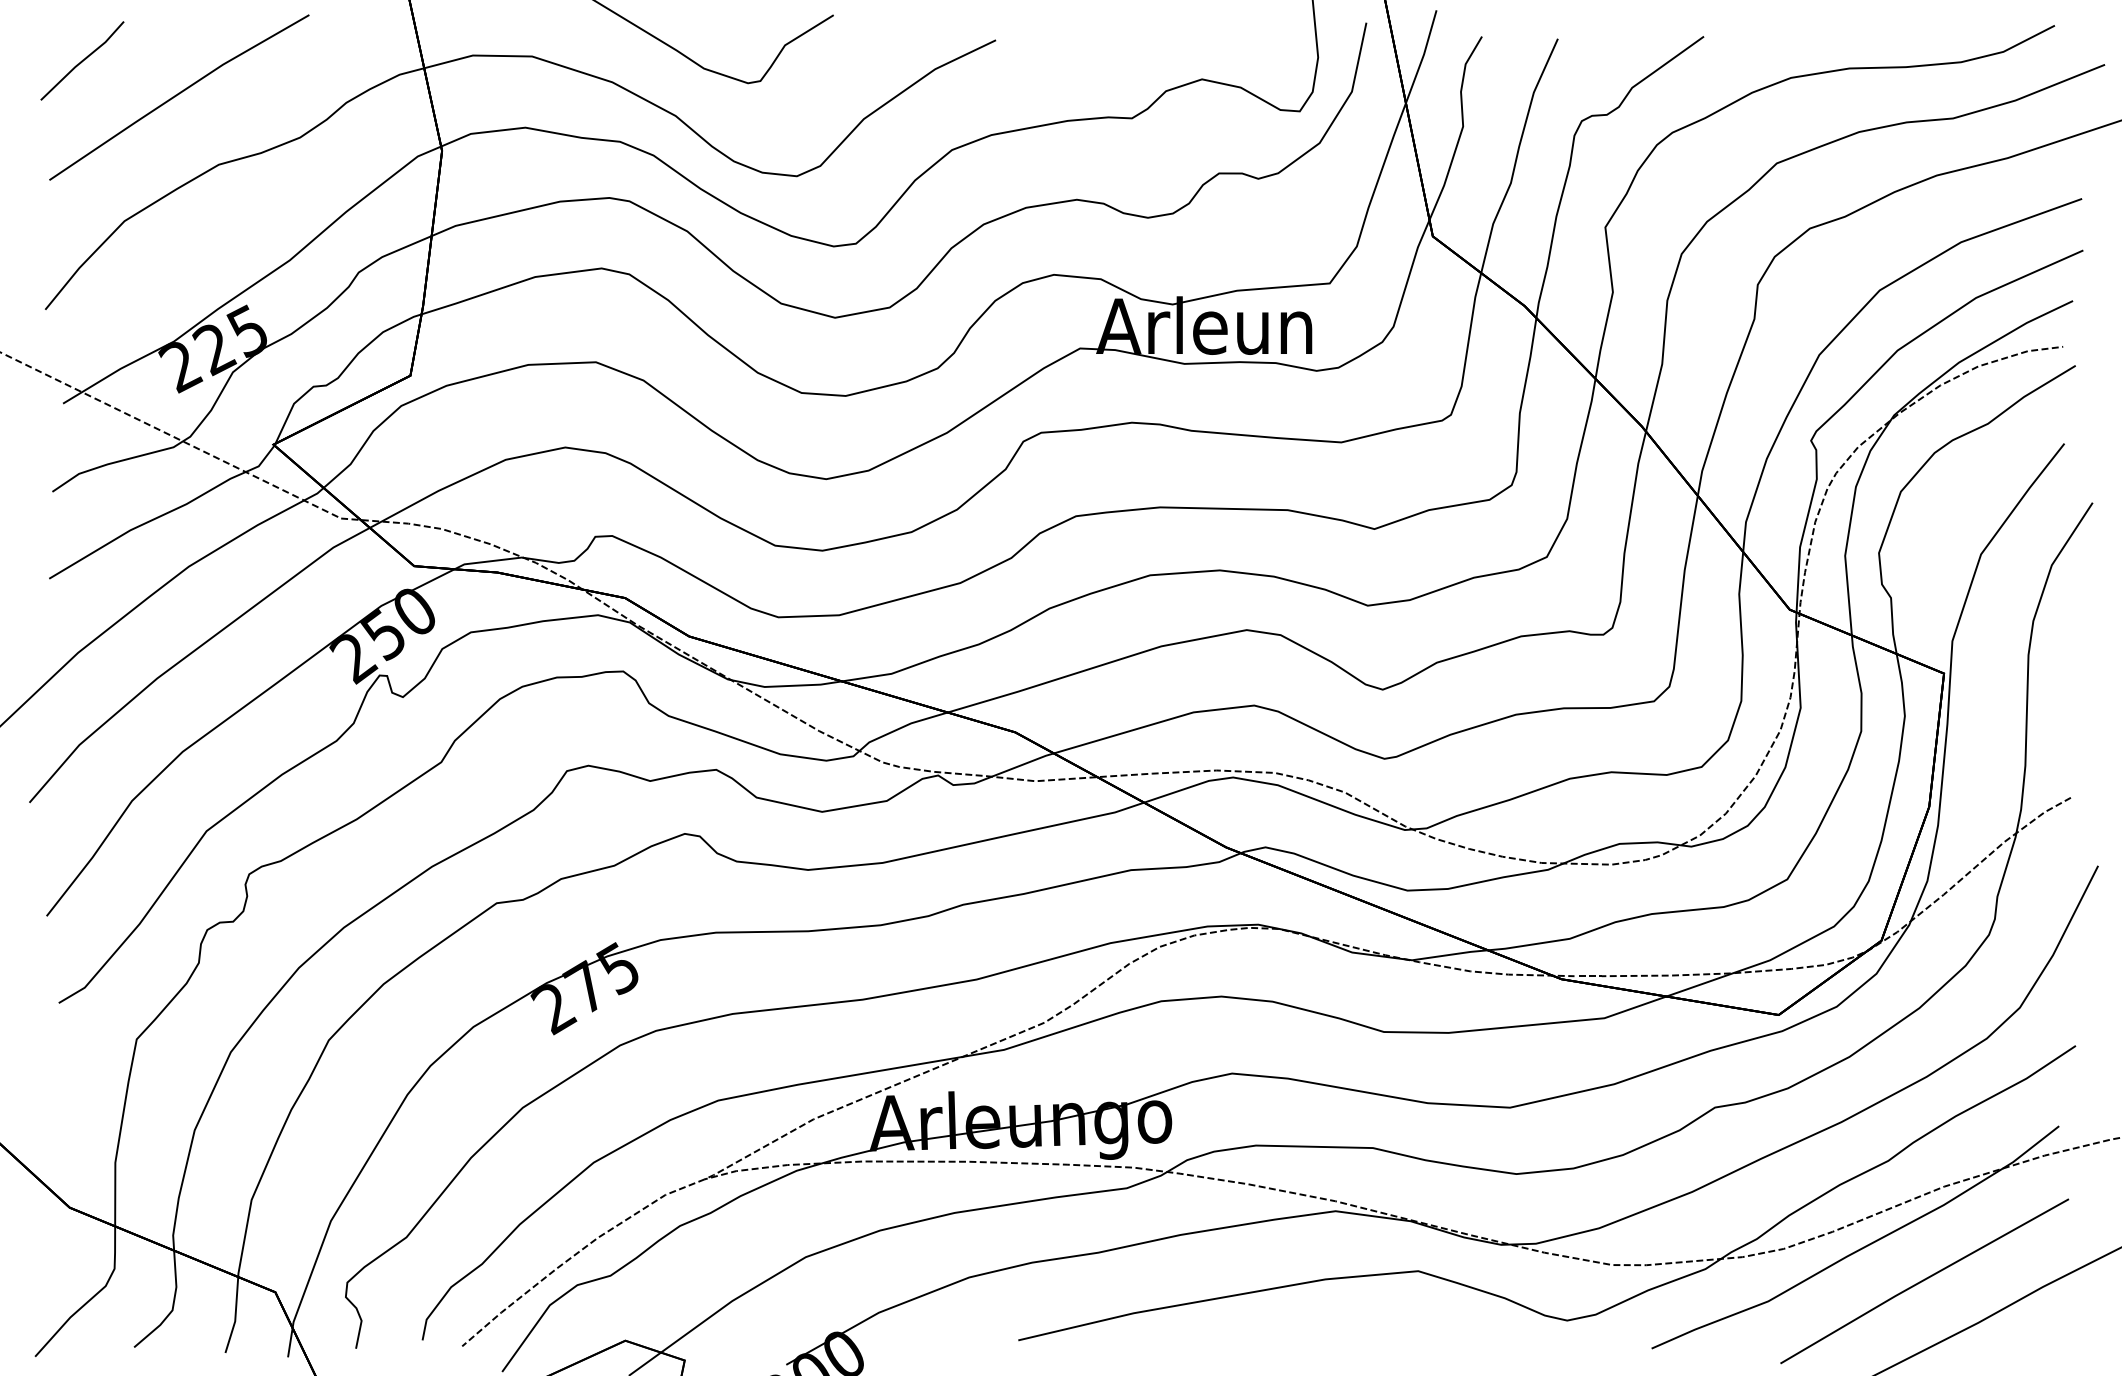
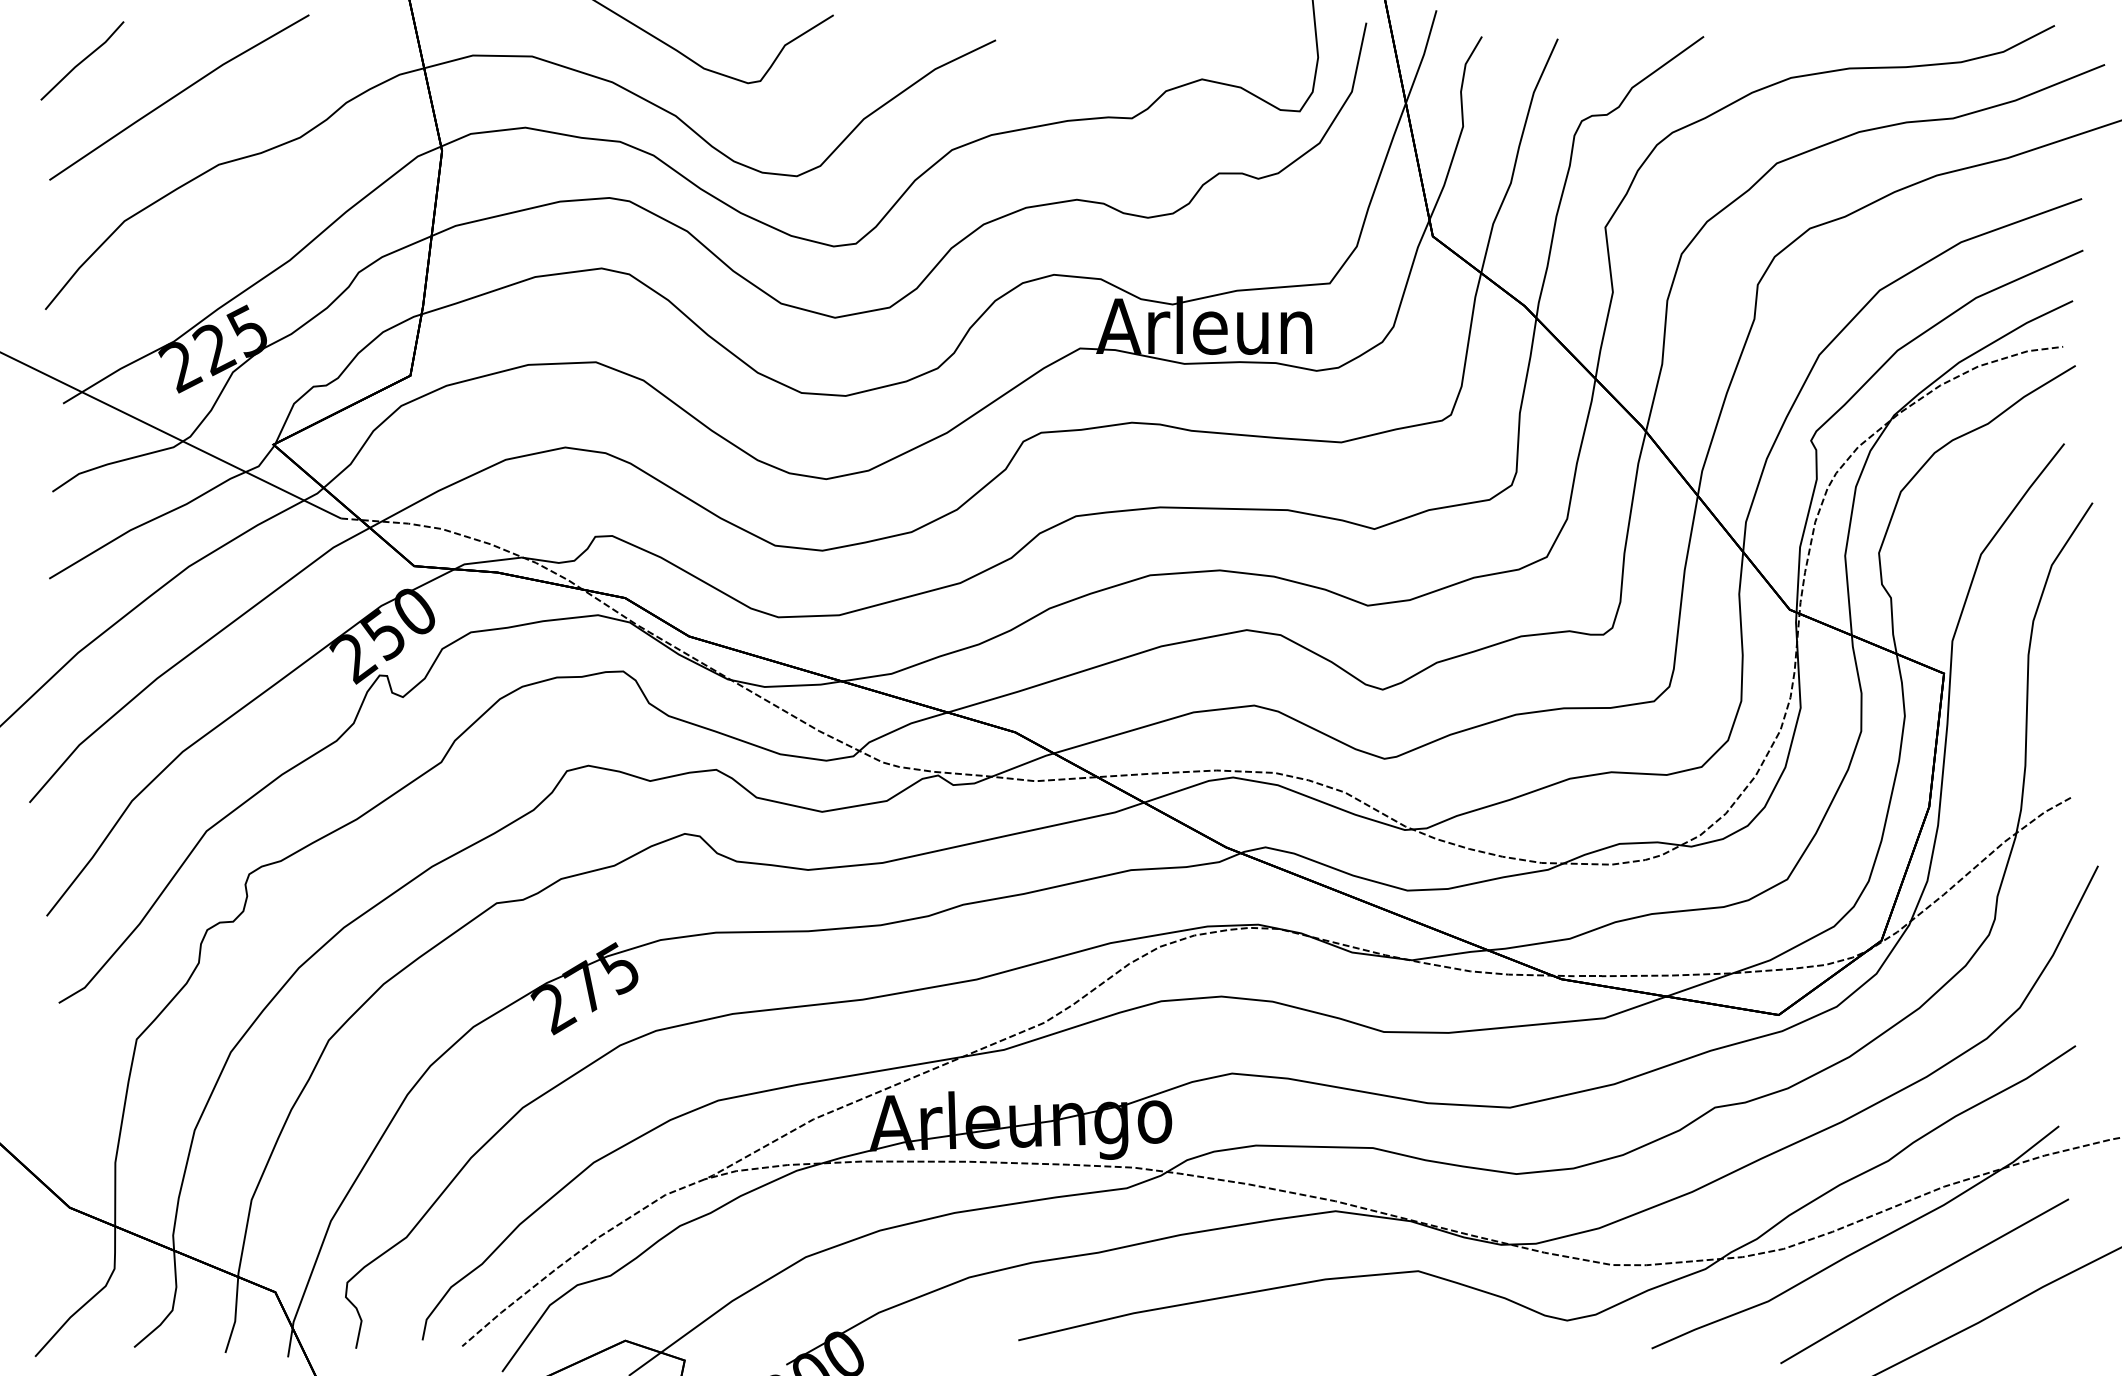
line: dashed -> solid (171, 435)
